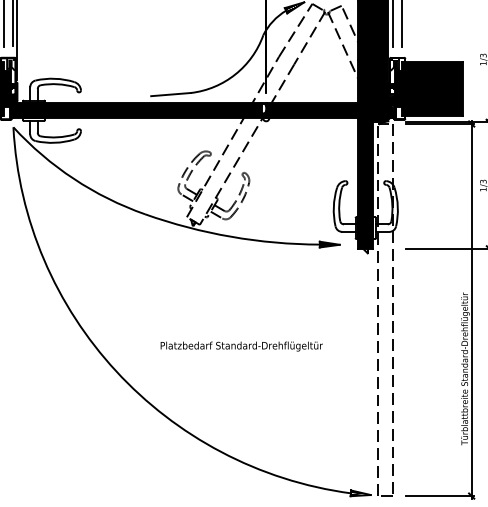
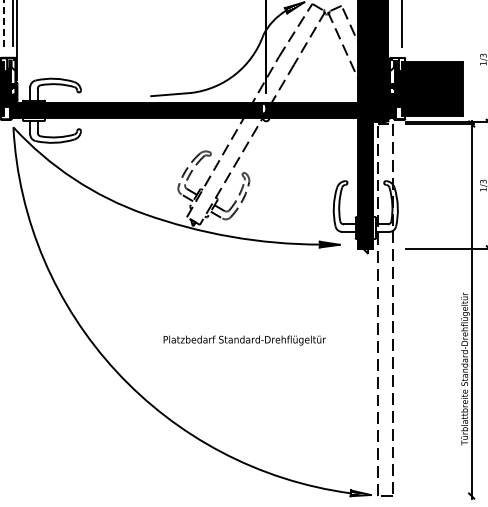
line: solid -> dashed (3, 23)
line: present -> none (392, 24)
text position: (241, 346) -> (244, 340) (244, 340)
line: present -> none (439, 496)
